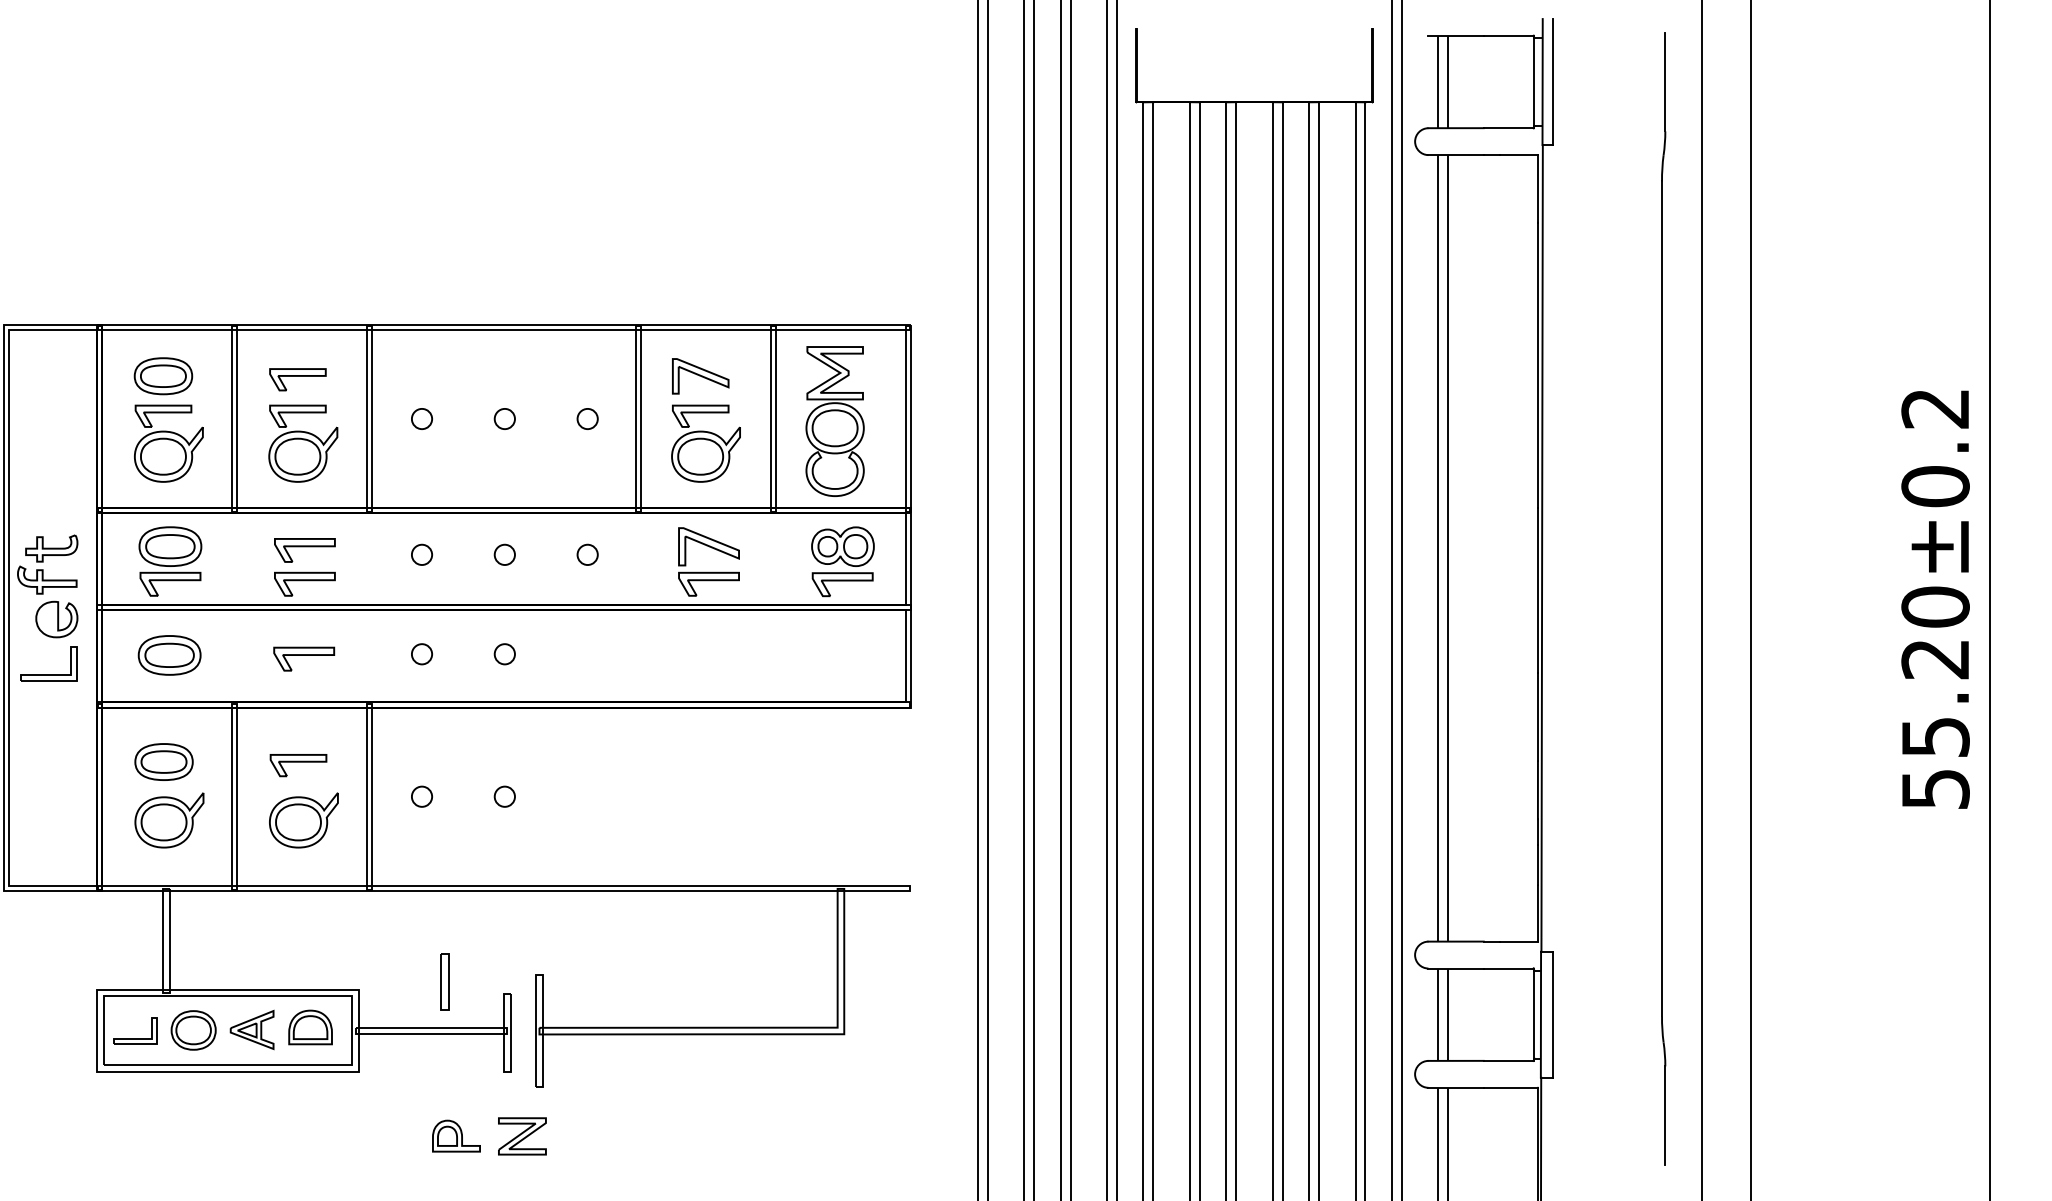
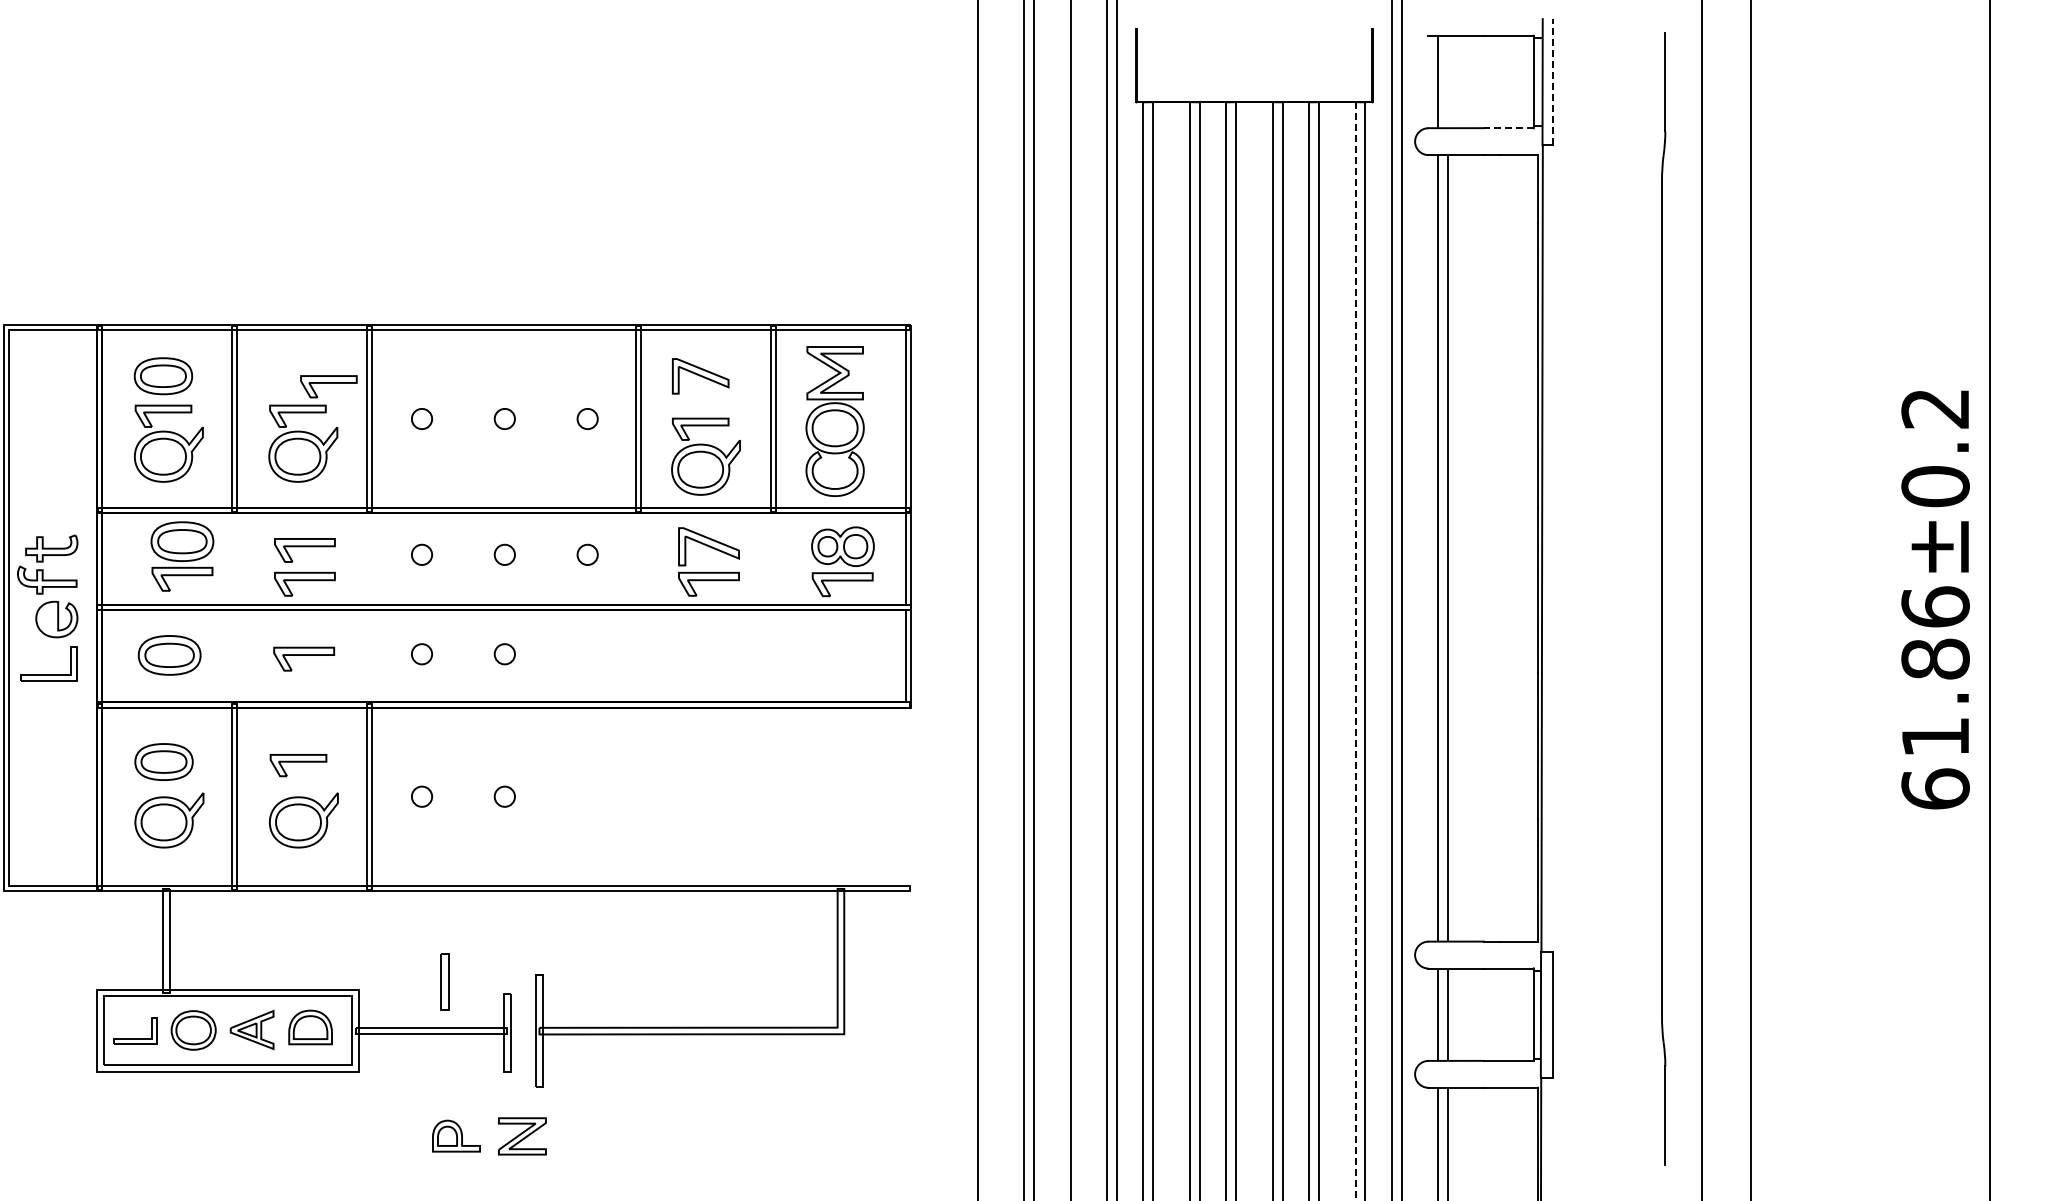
line: present -> none (1448, 81)
line: solid -> dashed (1552, 82)
line: solid -> dashed (1508, 128)
part position: (297, 379) -> (328, 386) (328, 386)
part position: (705, 443) -> (705, 456) (705, 456)
part position: (170, 561) -> (182, 556) (182, 556)
line: present -> none (987, 599)
line: present -> none (1060, 599)
line: solid -> dashed (1355, 651)
text: 55.20±0.2 -> 61.86±0.2 (1935, 697)
